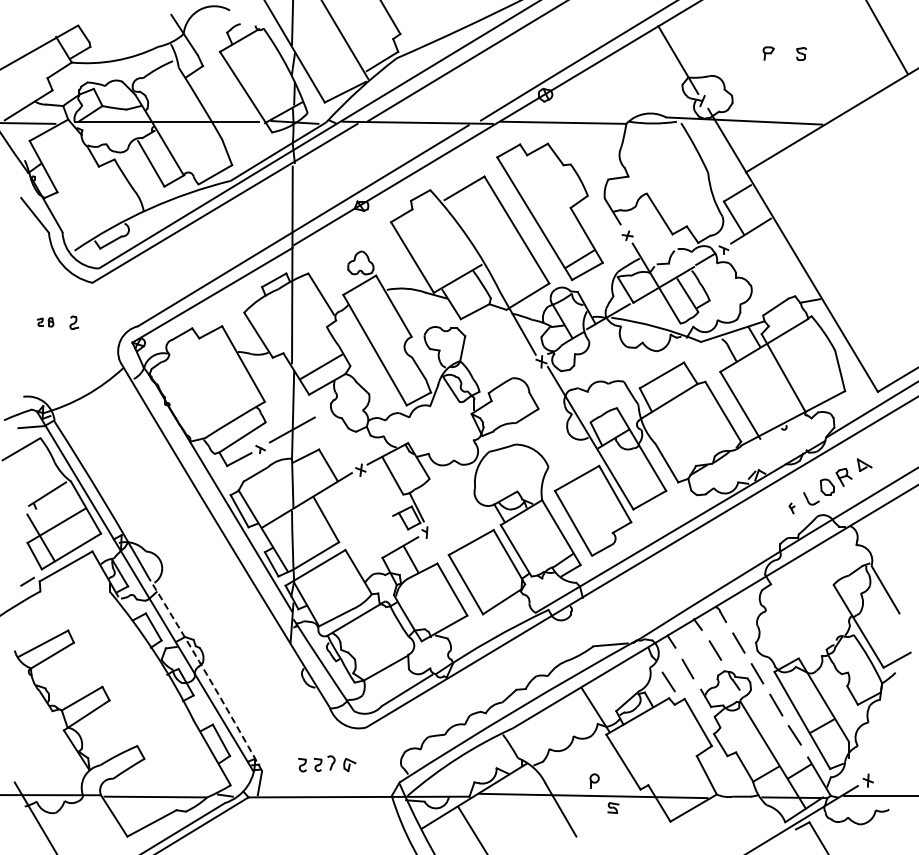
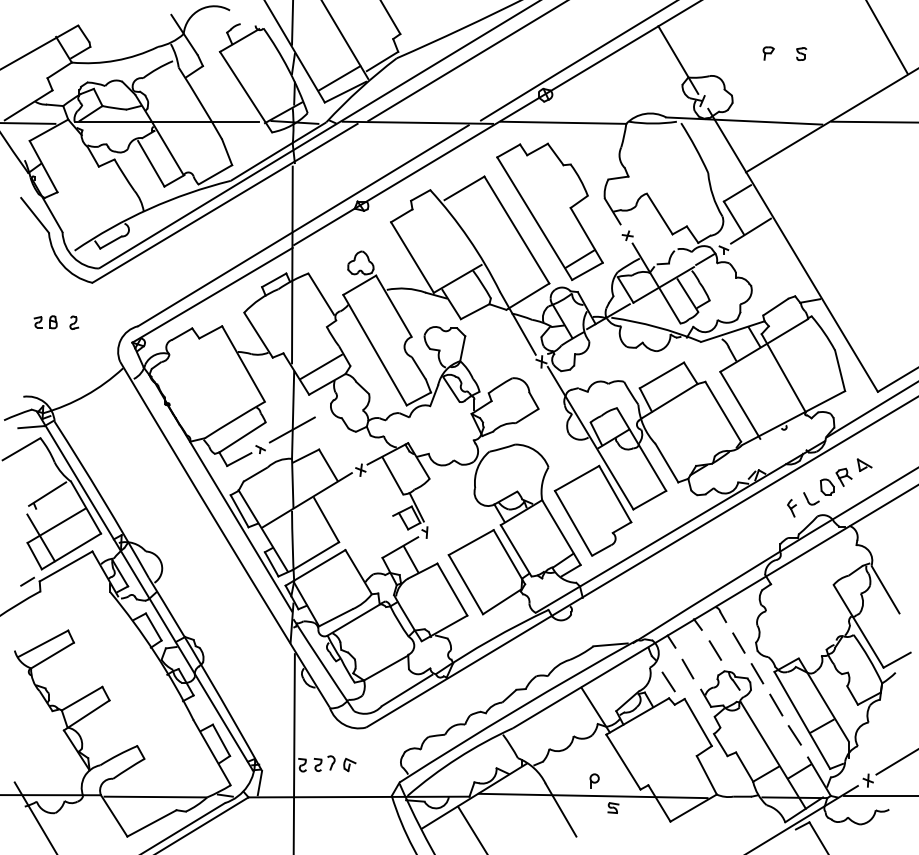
line: none -> present (339, 78)
line: none -> present (873, 121)
part size: 18x11 px -> 25x15 px (45, 322)
part size: 8x13 px -> 10x19 px (791, 508)
arc: dashed -> solid (206, 673)
line: none -> present (293, 752)
line: none -> present (895, 762)
